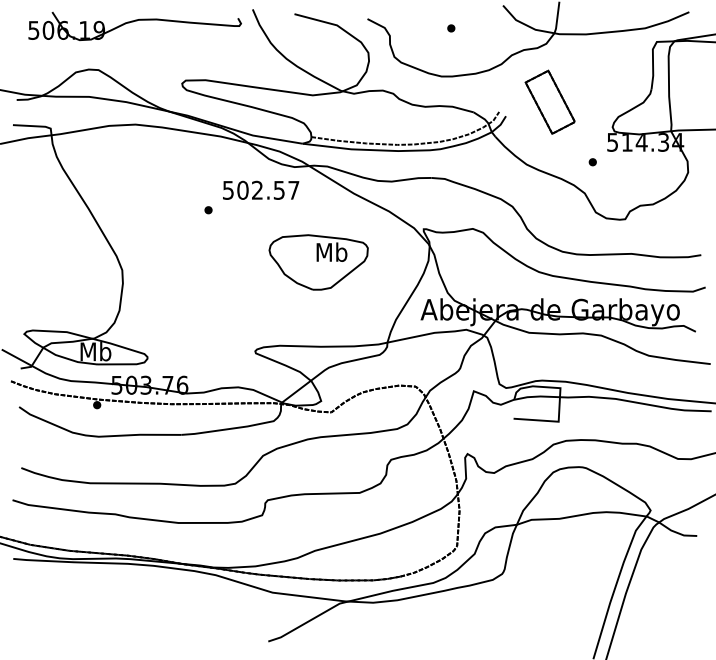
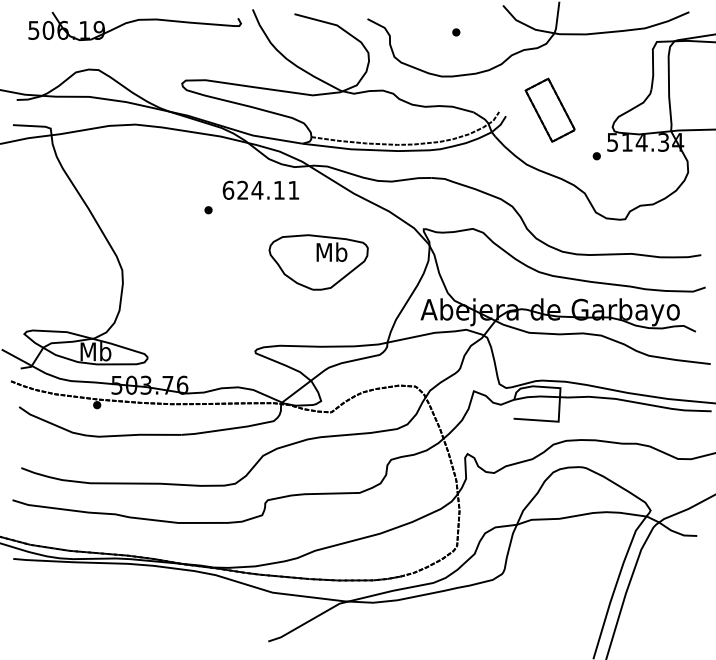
part position: (451, 28) -> (456, 32) (456, 32)
part position: (549, 101) -> (549, 109) (549, 109)
part position: (592, 162) -> (596, 156) (596, 156)
text: 502.57 -> 624.11 (260, 189)
